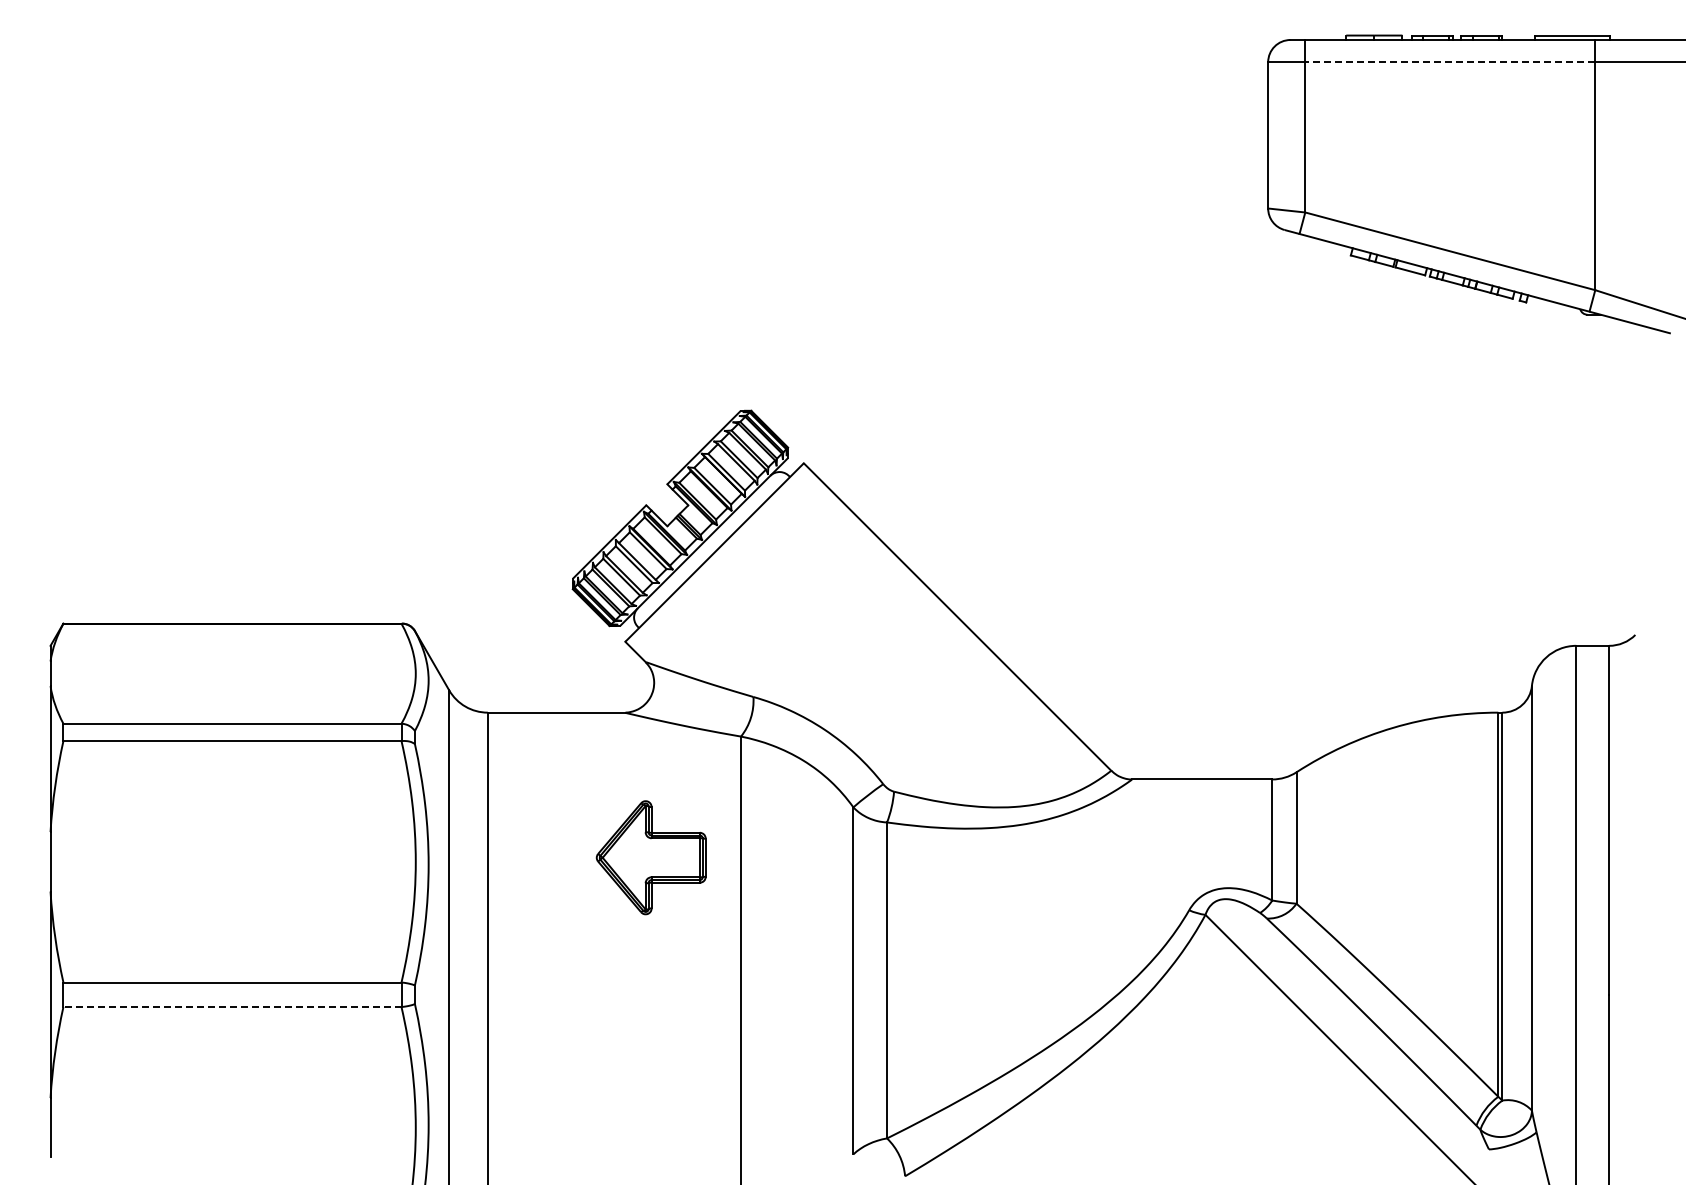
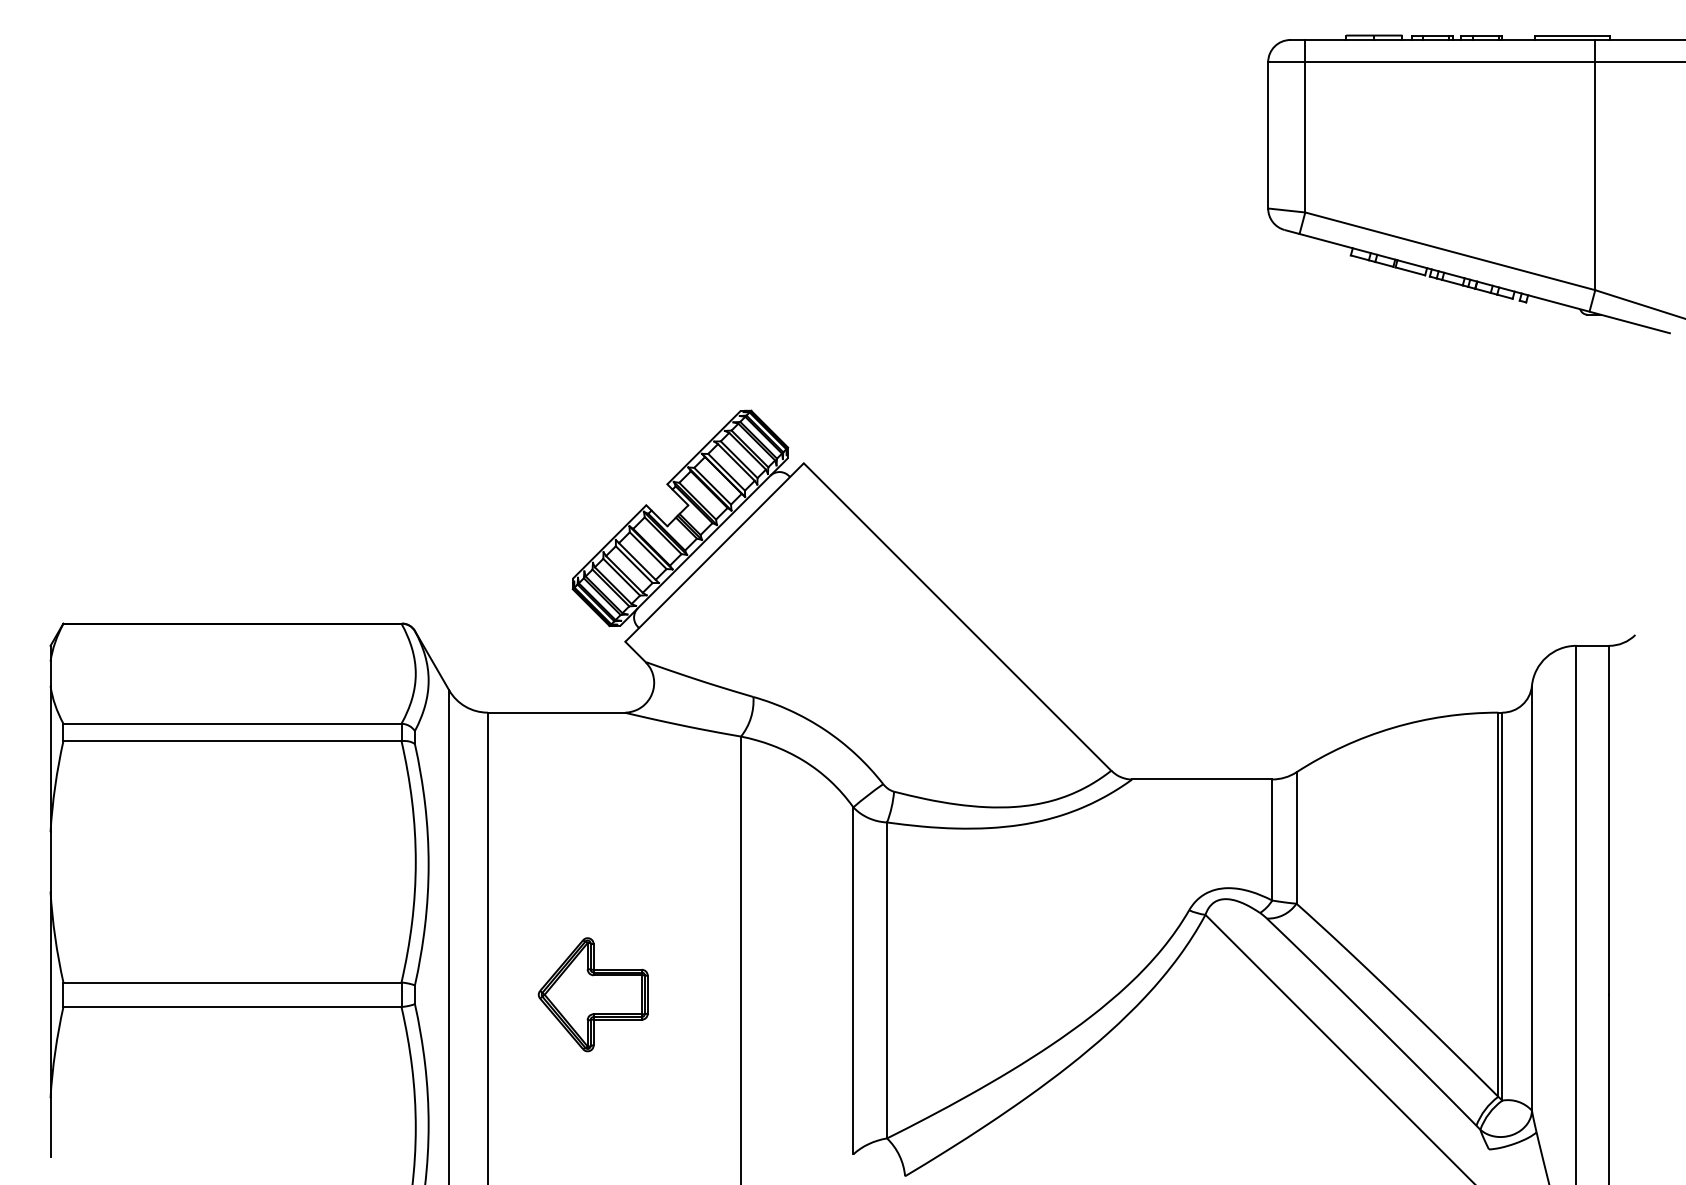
line: dashed -> solid (1450, 62)
part position: (650, 857) -> (592, 994) (592, 994)
line: dashed -> solid (231, 1007)
